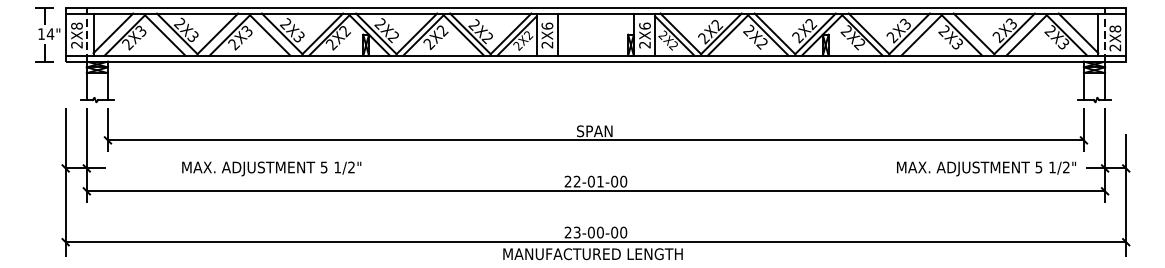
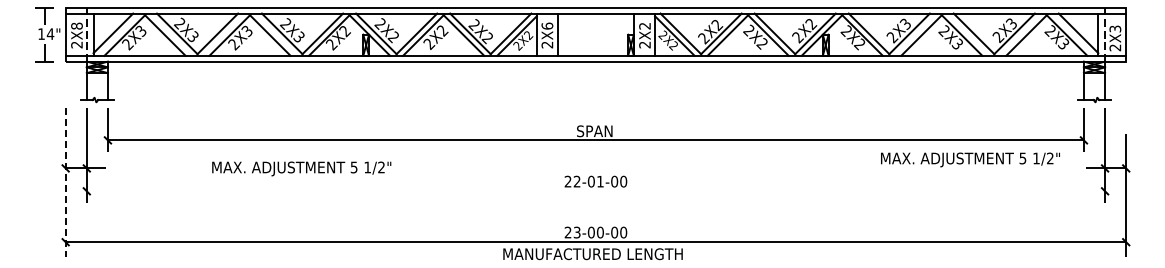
text: 2X6 -> 2X2 (644, 25)
text: 2X8 -> 2X3 (1115, 28)
text position: (271, 168) -> (301, 168) (301, 168)
text position: (986, 168) -> (970, 159) (970, 159)
line: solid -> dashed (65, 183)
line: present -> none (595, 191)
